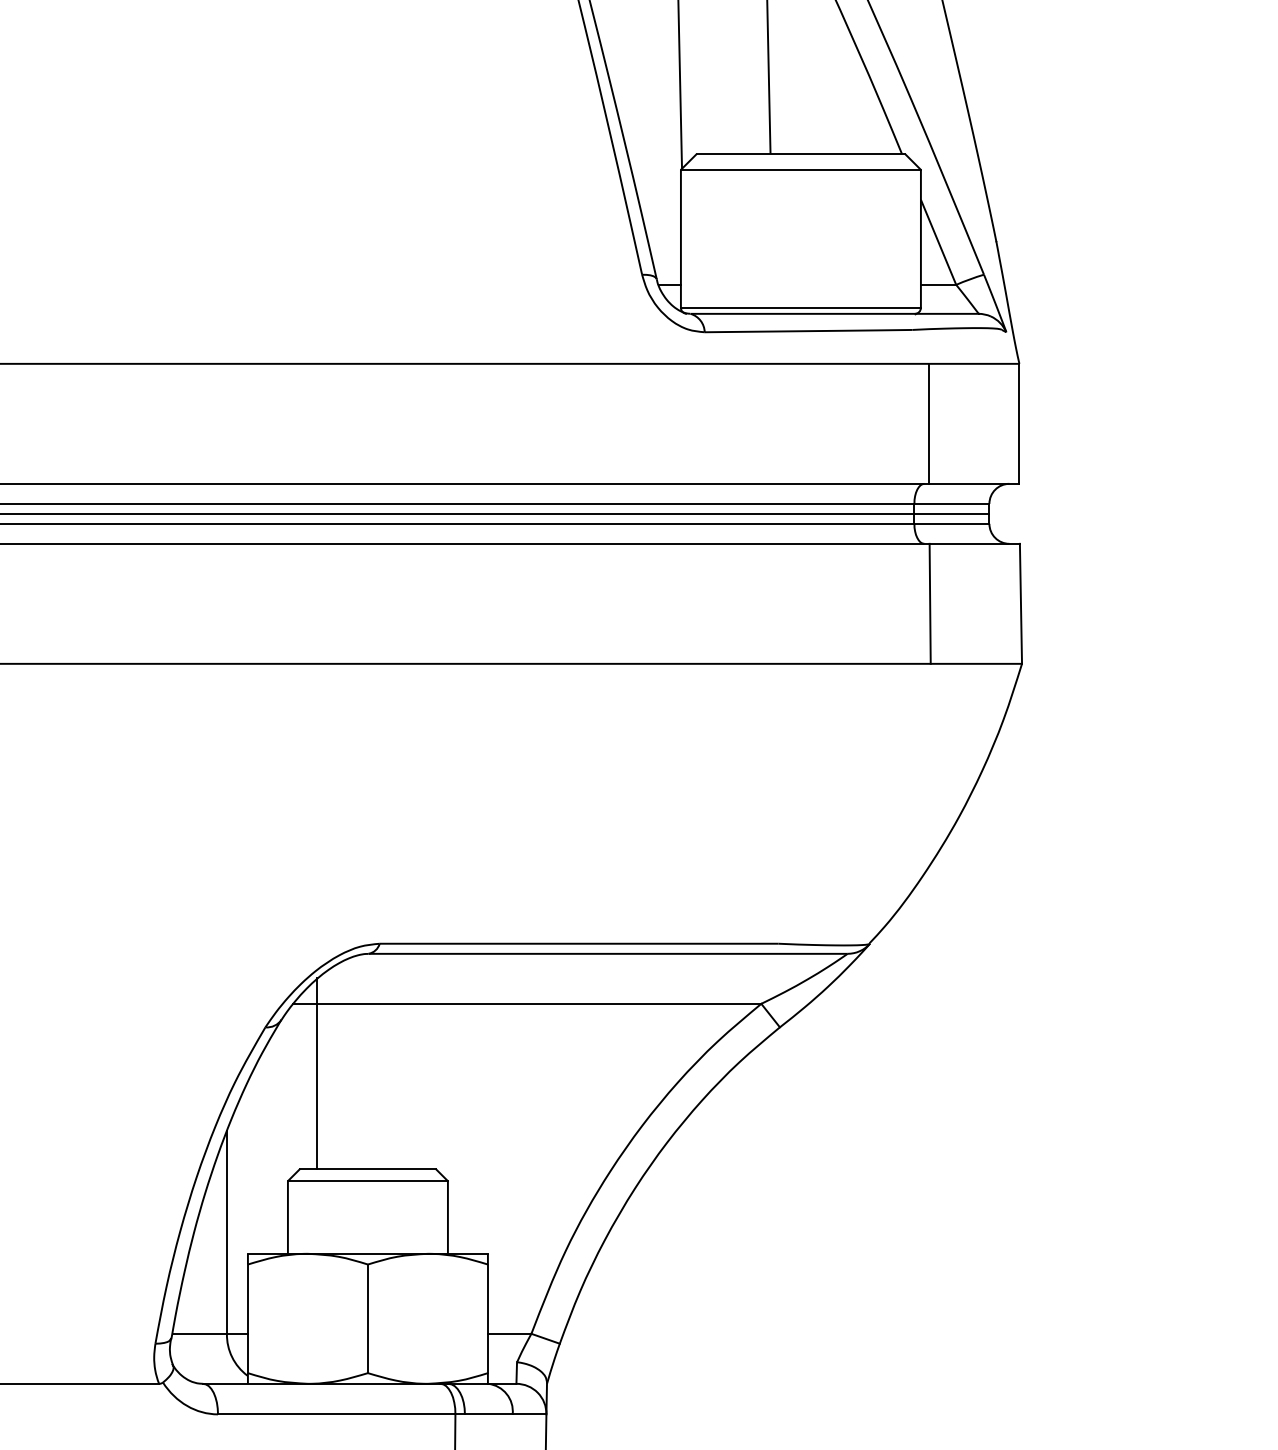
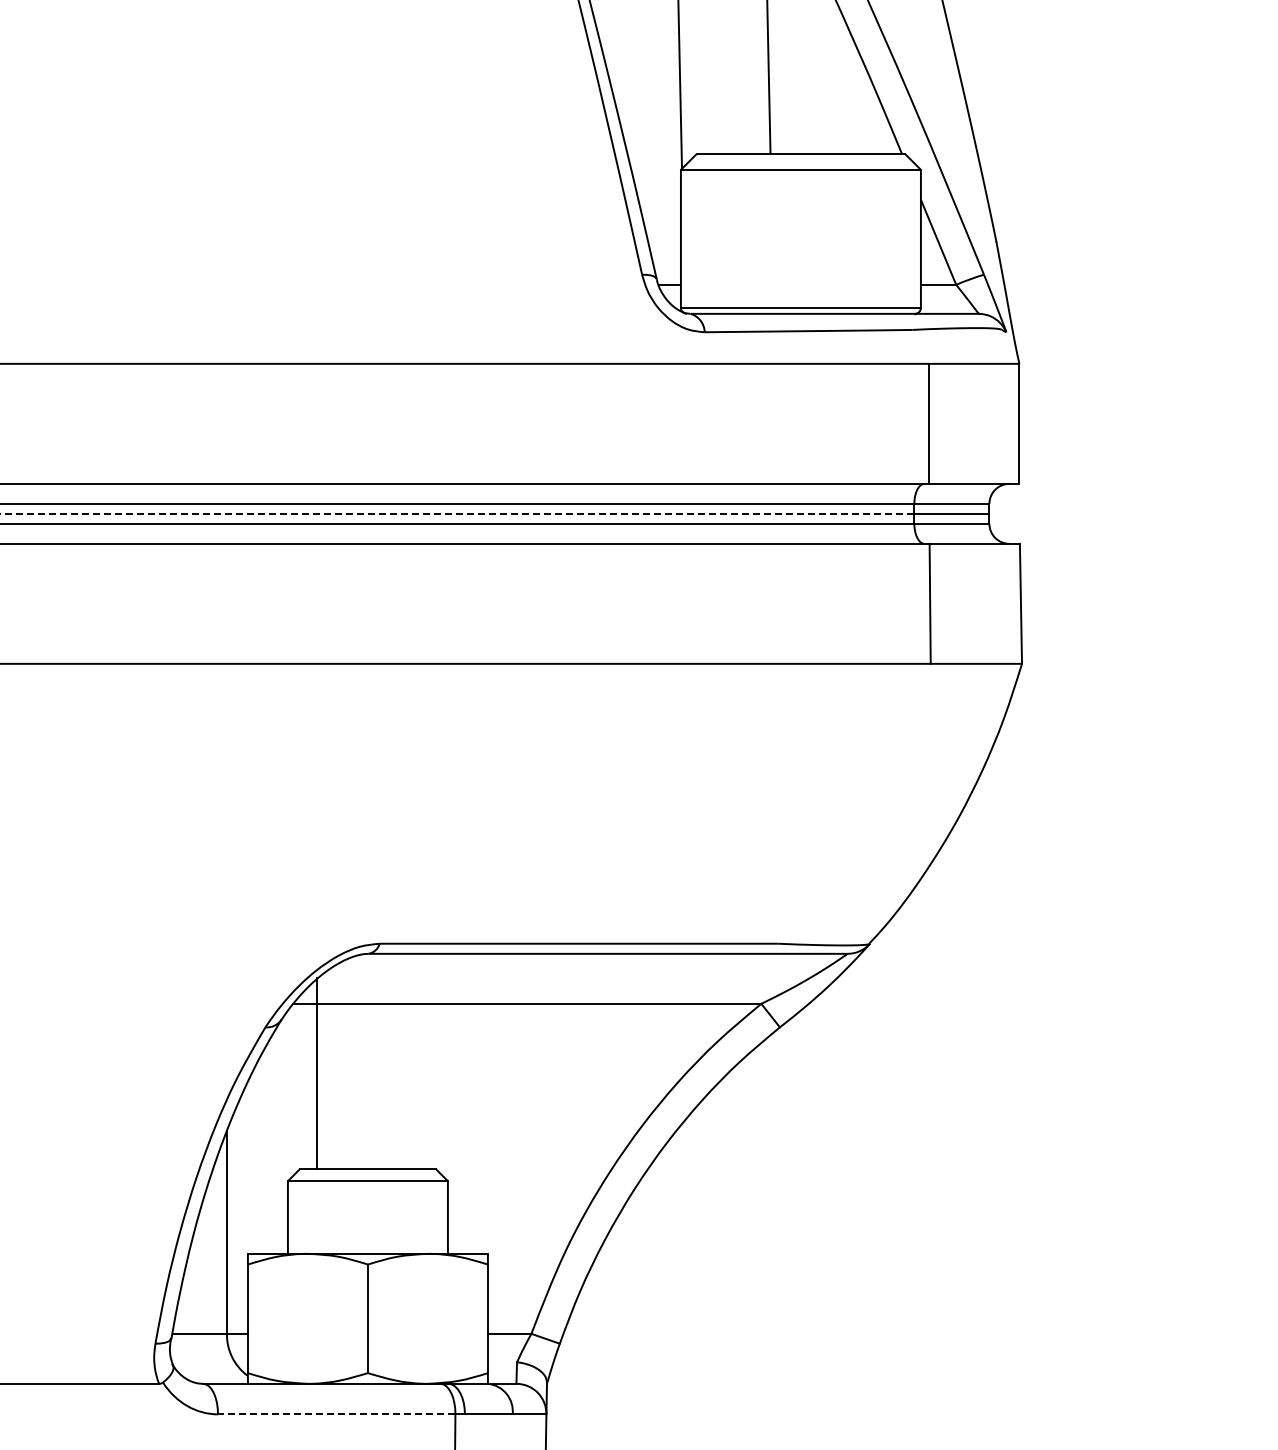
line: solid -> dashed (457, 513)
line: solid -> dashed (336, 1414)
